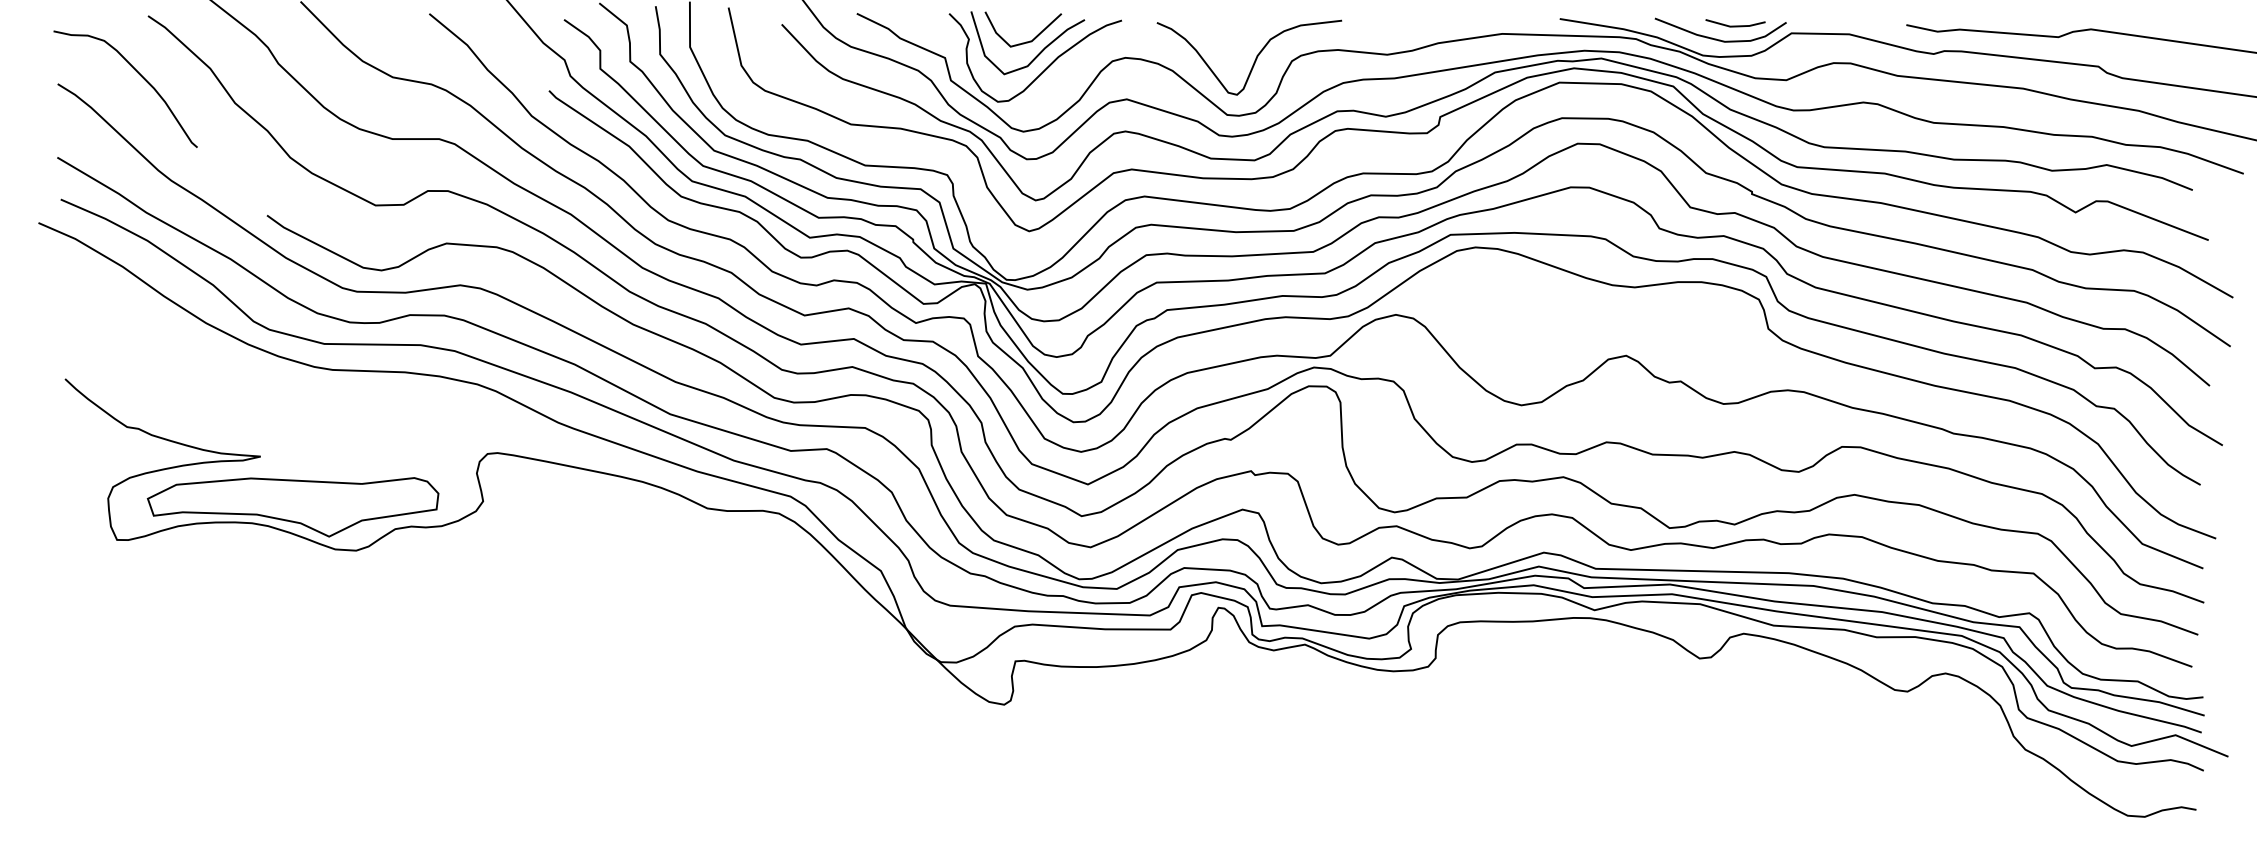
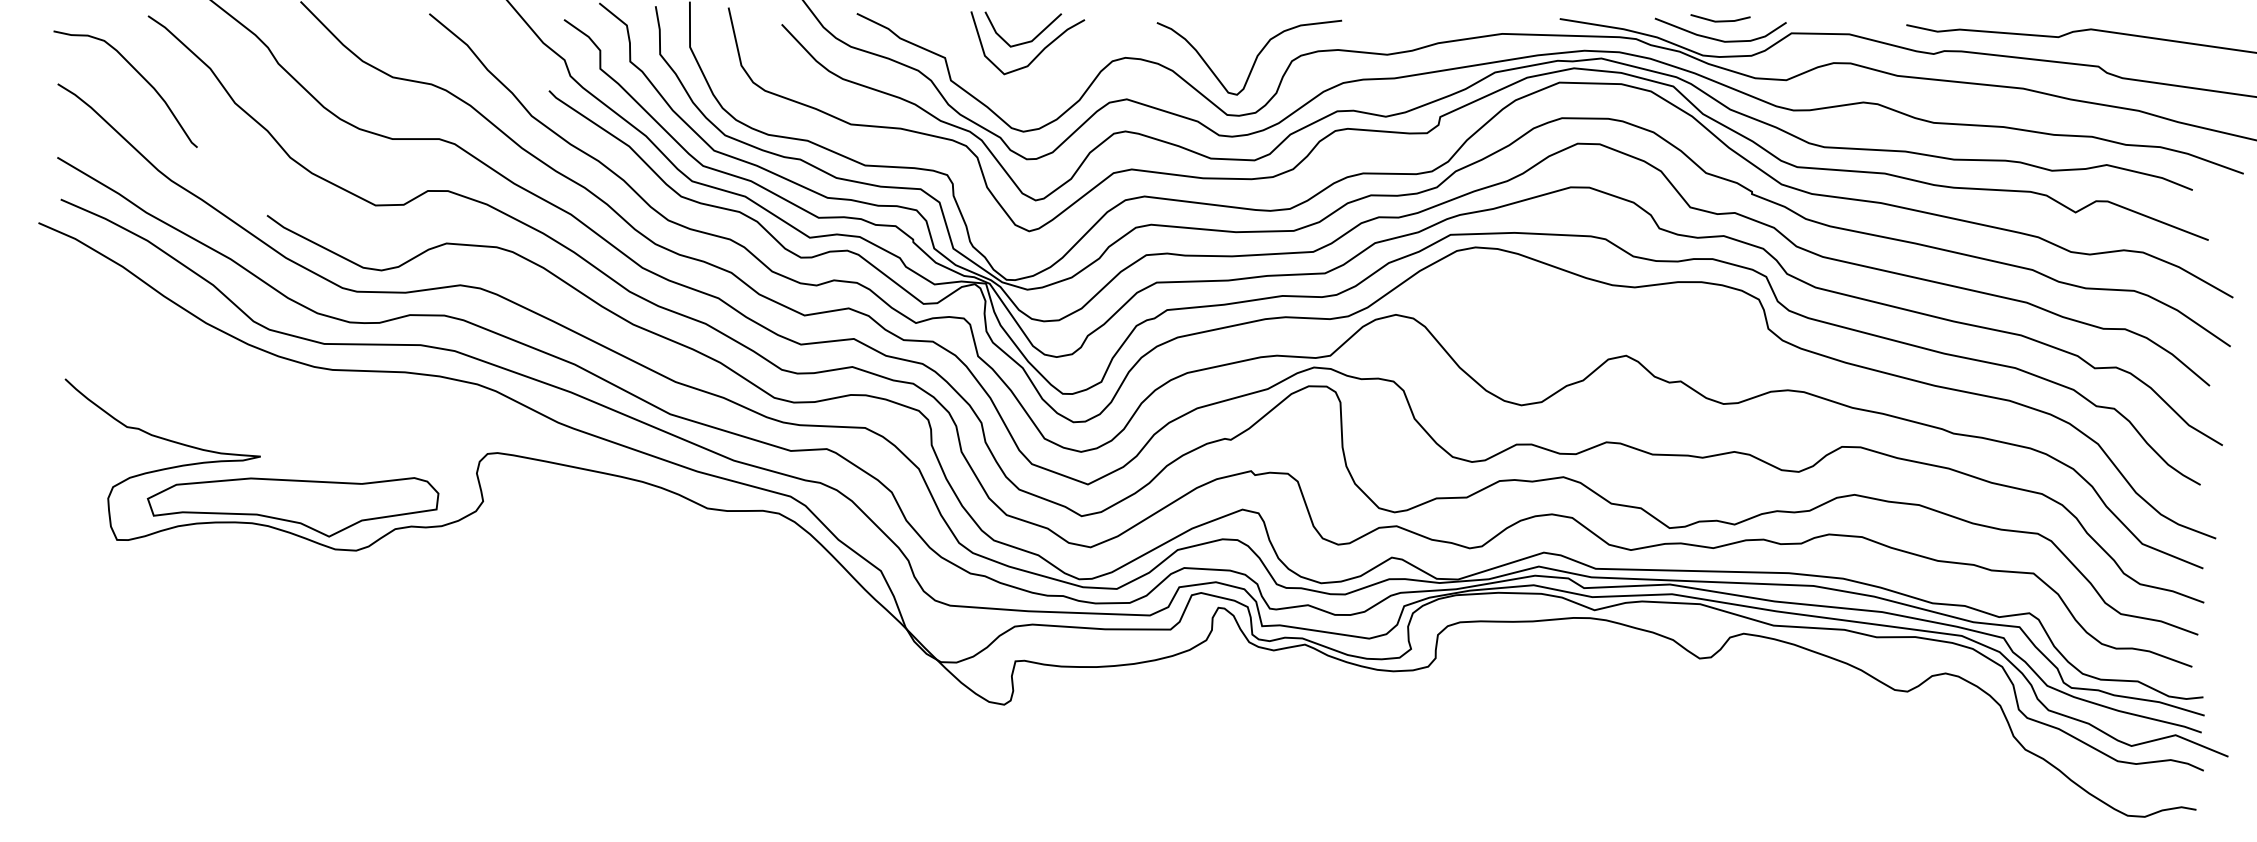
line position: (1735, 25) -> (1720, 20) (1720, 20)
curve: present -> none (1046, 67)
